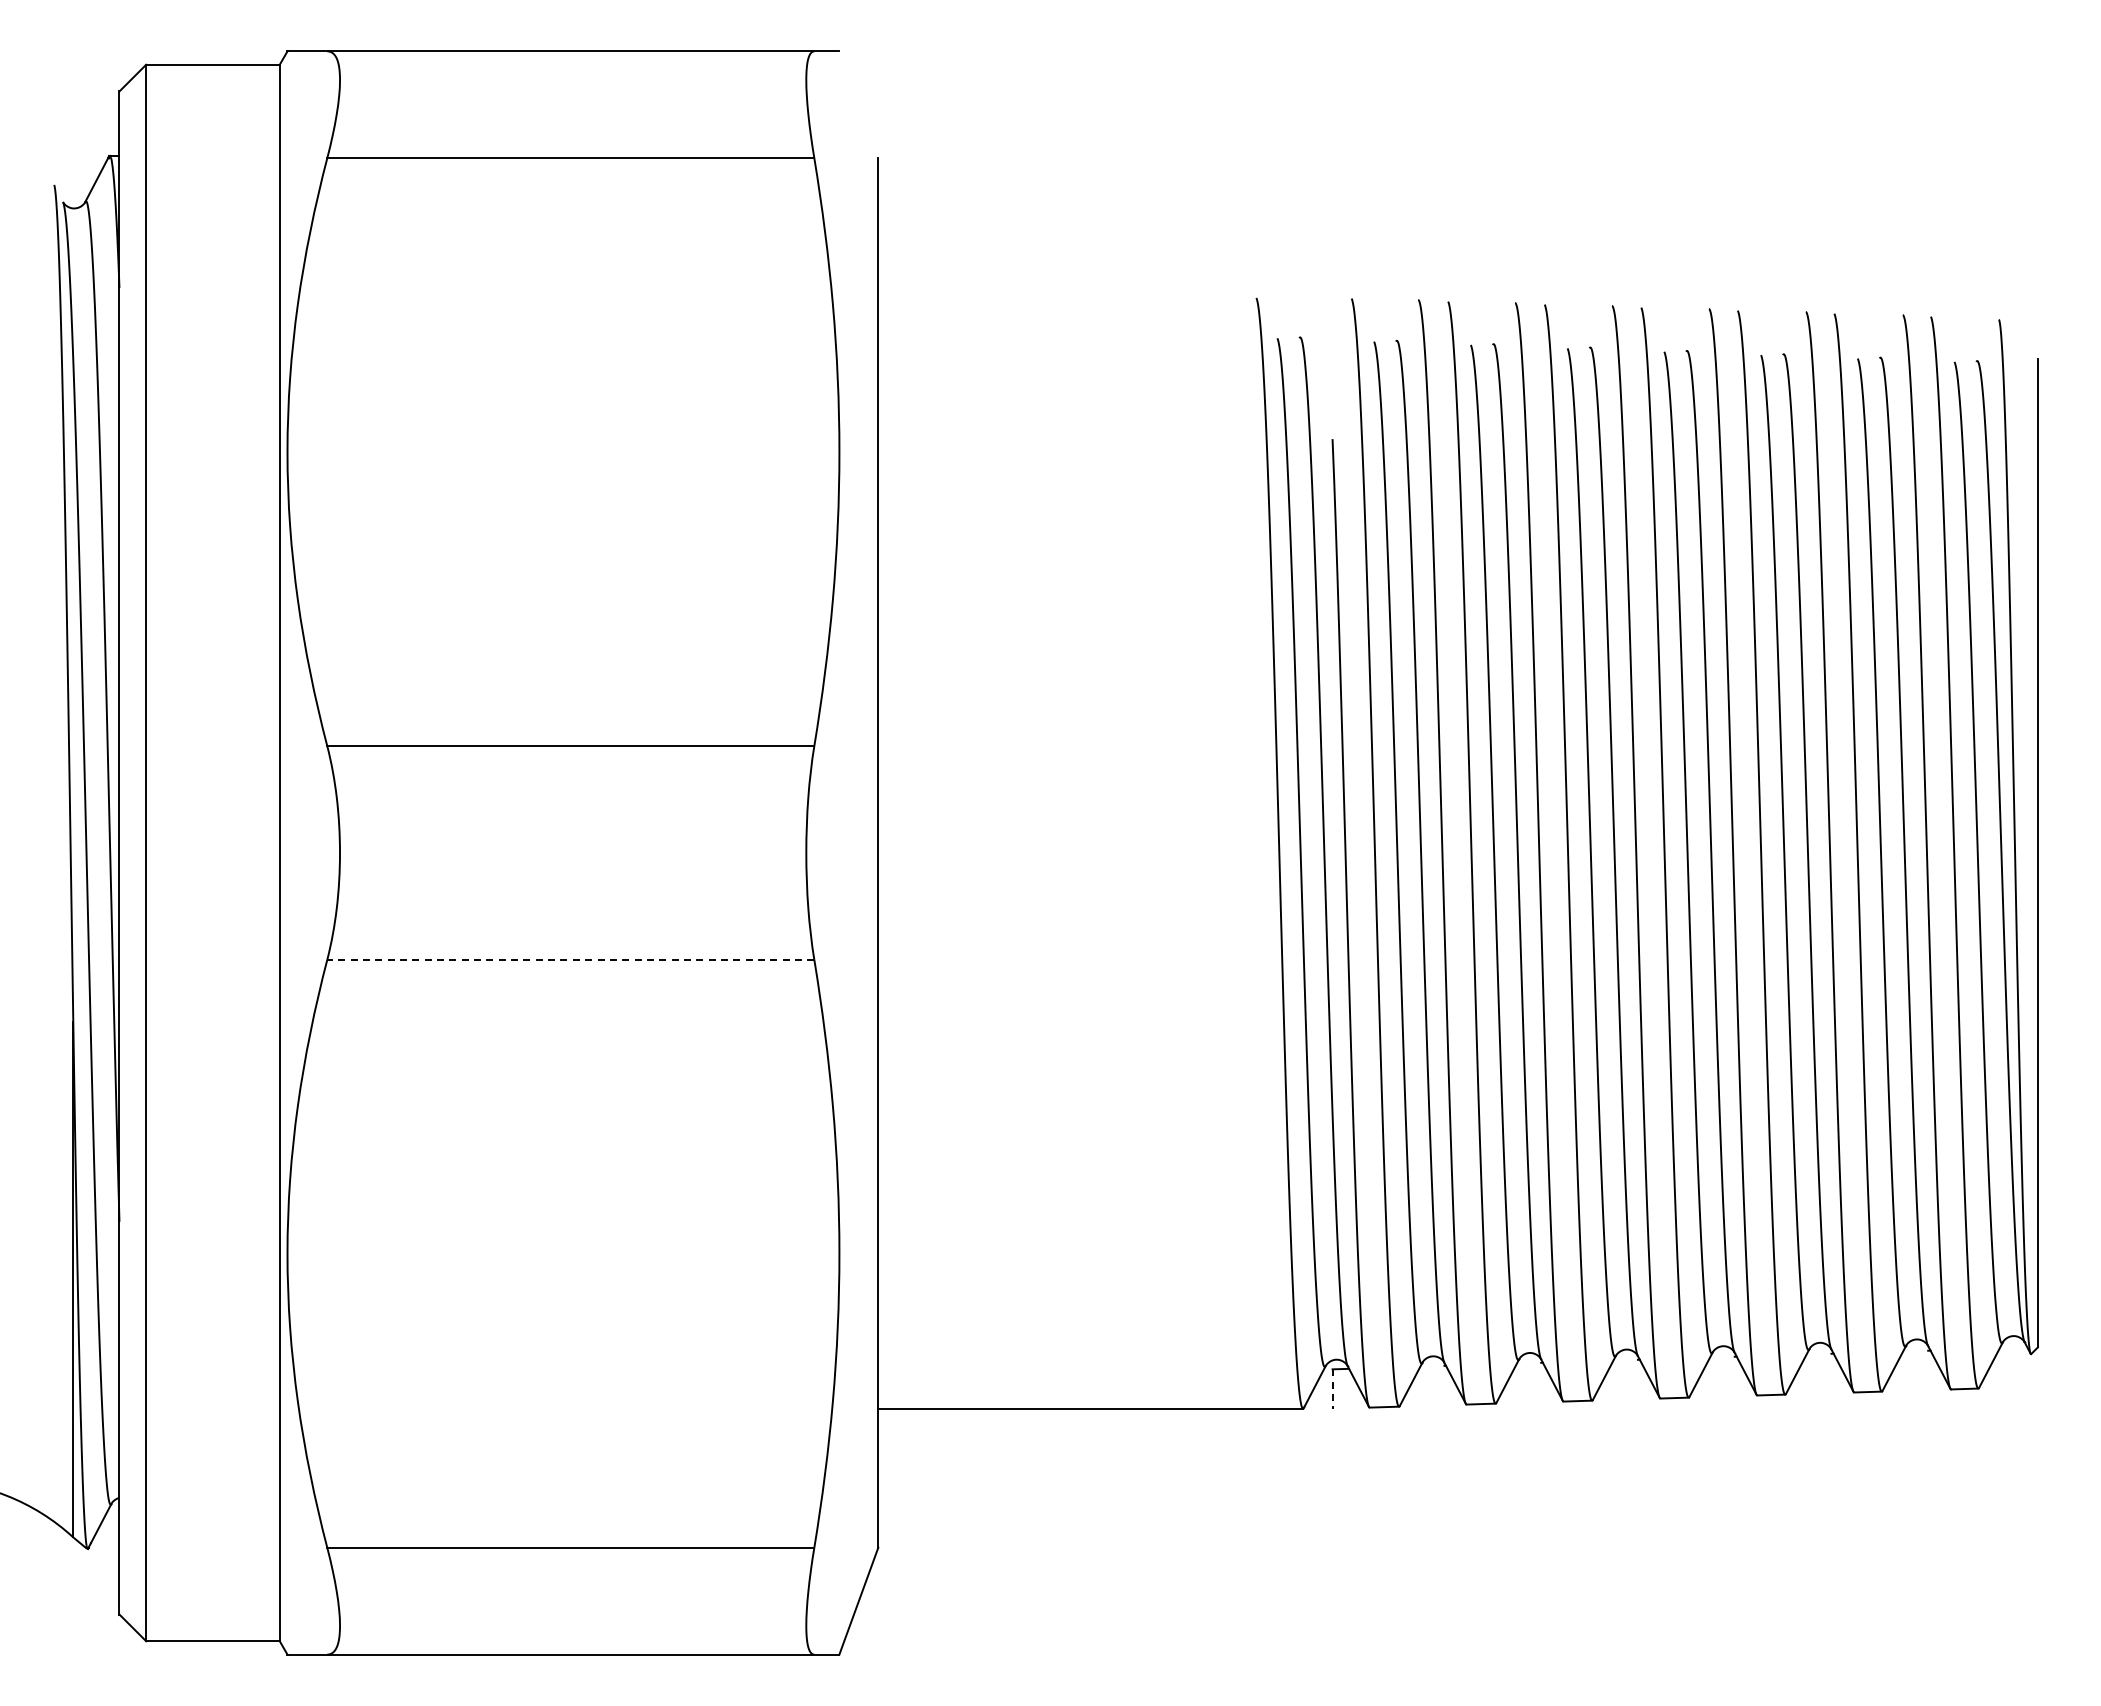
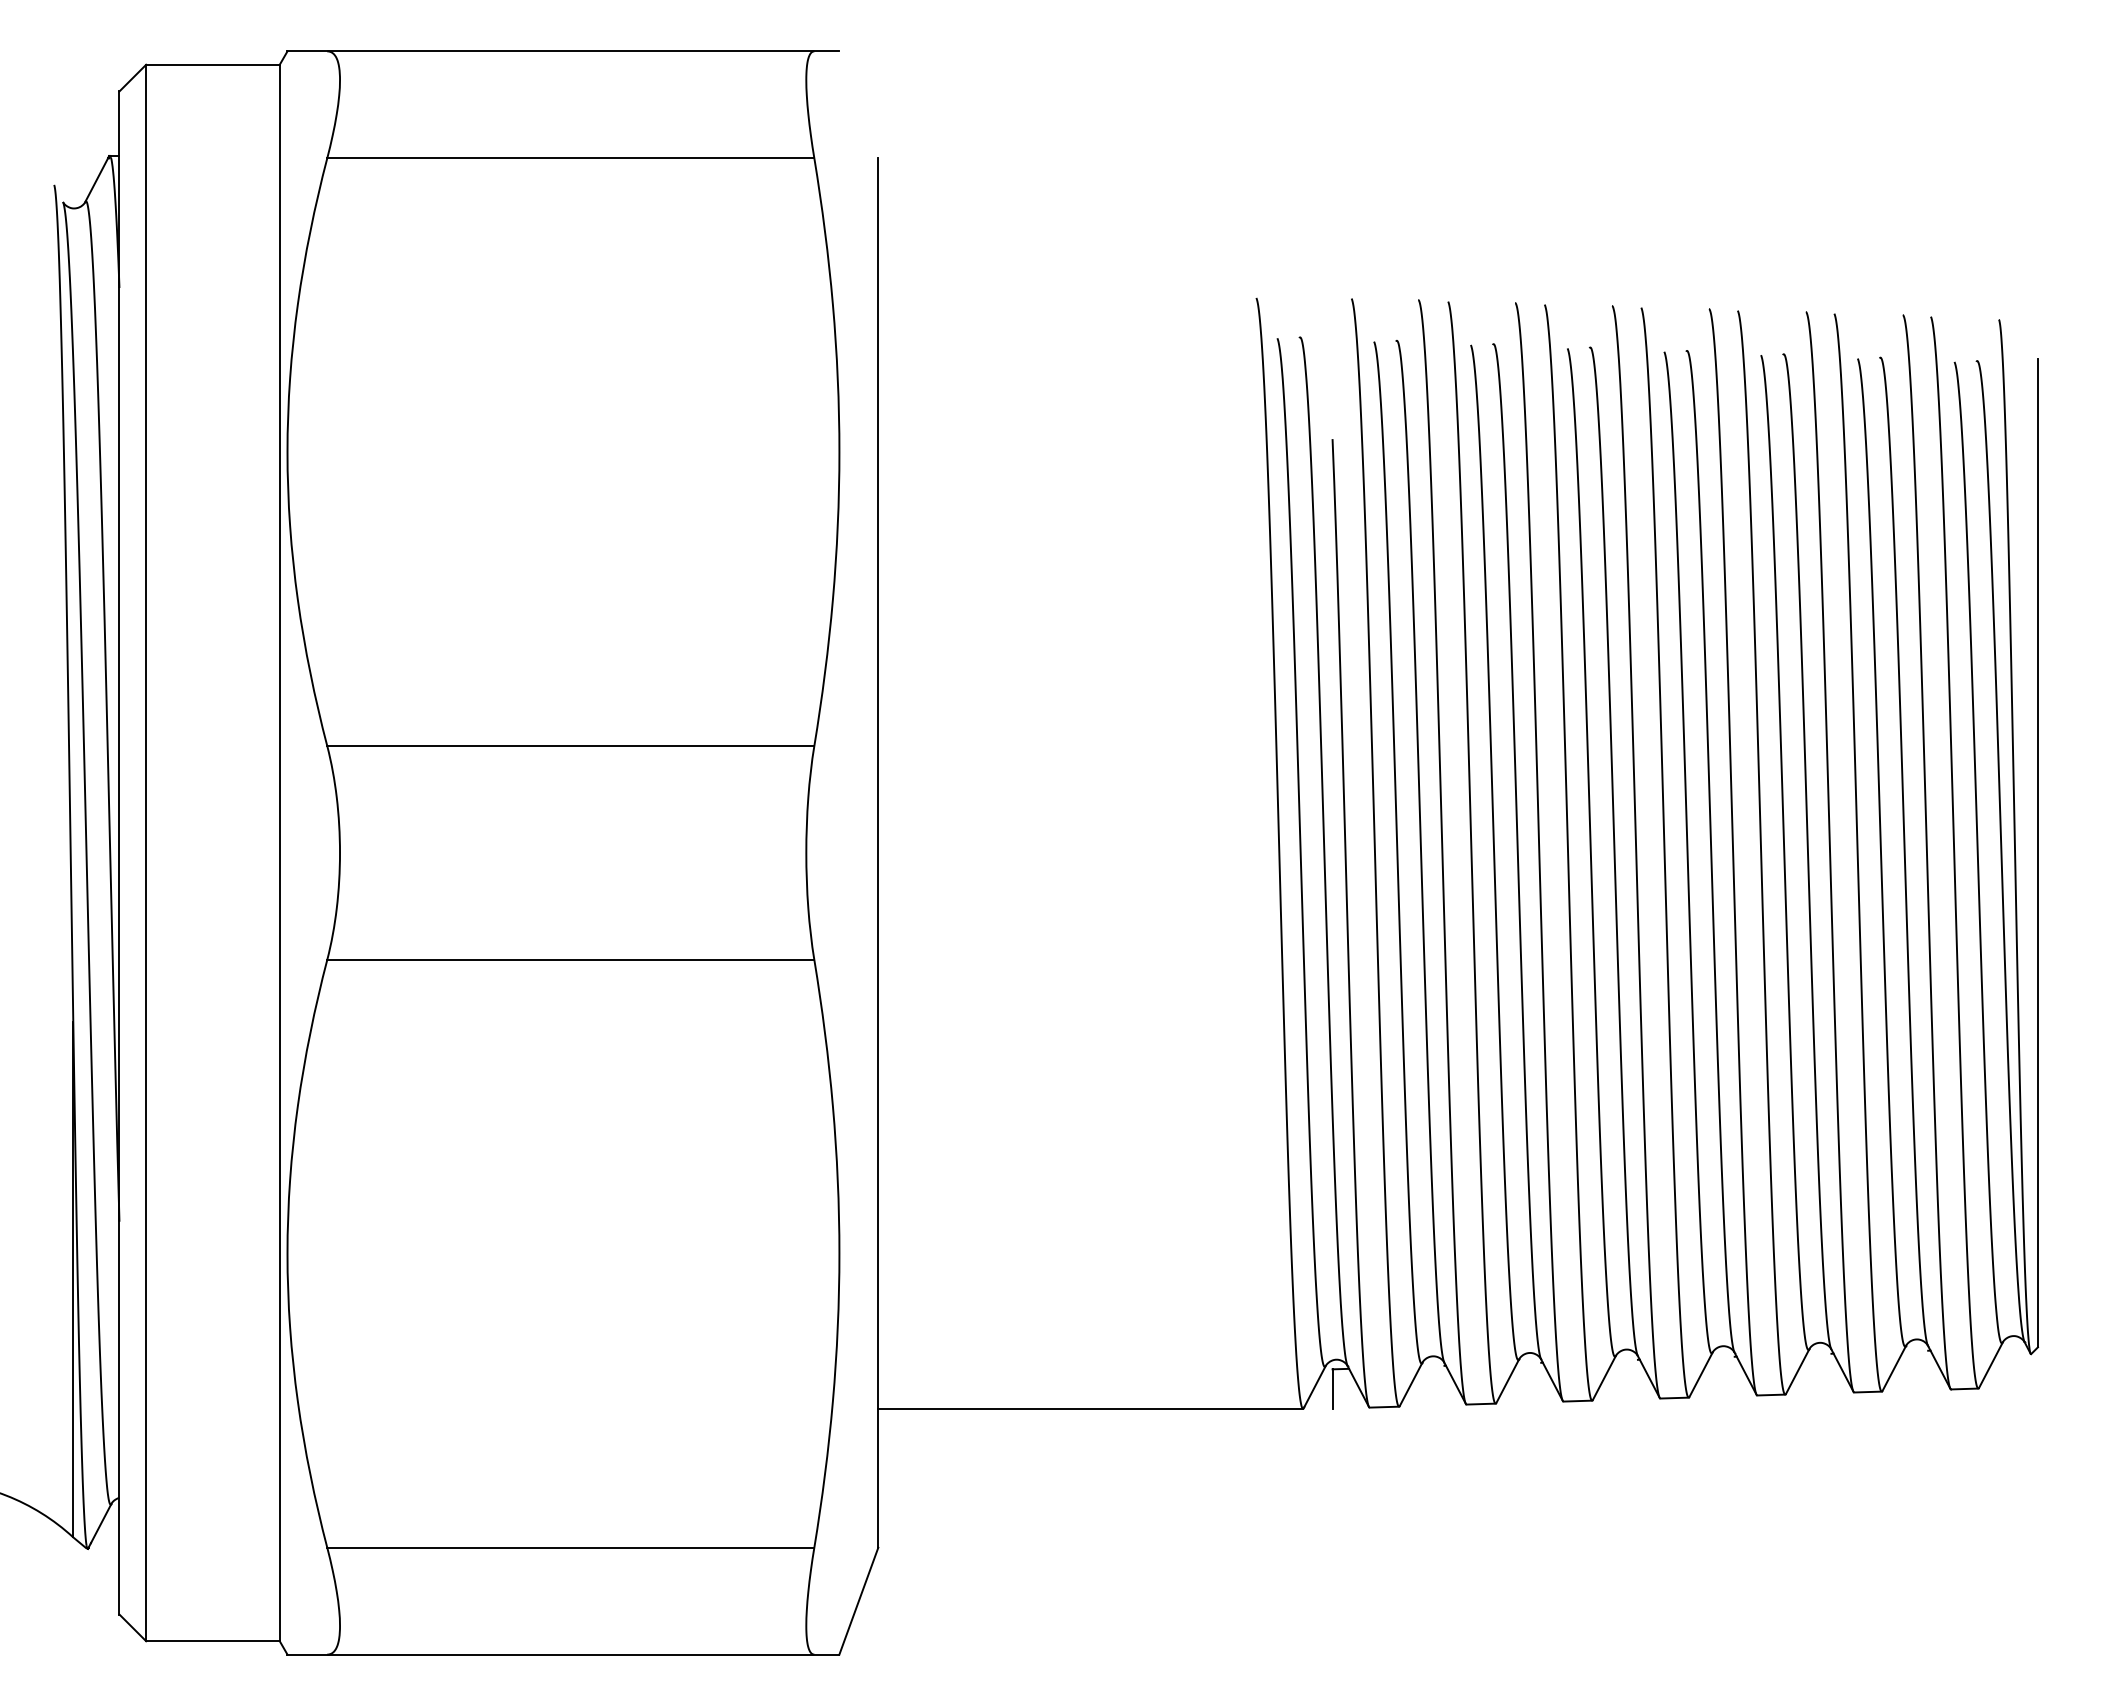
line: dashed -> solid (570, 959)
line: dashed -> solid (1332, 1389)
